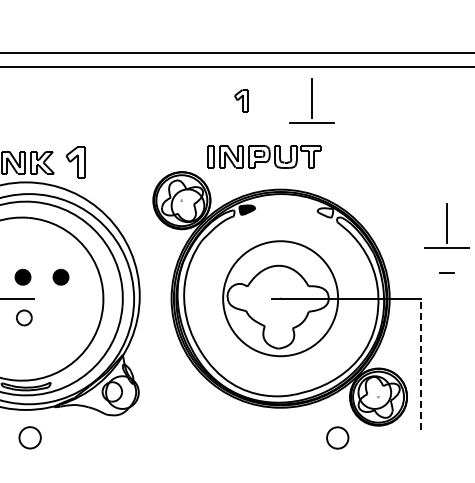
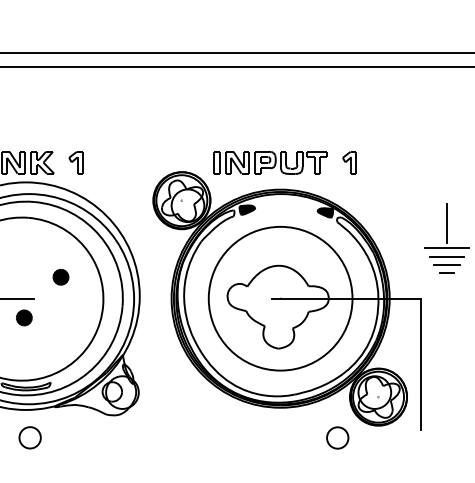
part position: (241, 100) -> (349, 162) (349, 162)
part: present -> none (311, 100)
part position: (264, 156) -> (270, 162) (270, 162)
part size: 21x33 px -> 16x24 px (75, 162)
fill: none -> present (325, 212)
line: none -> present (446, 256)
line: none -> present (446, 264)
part: present -> none (22, 276)
circle diameter: 115 px -> 144 px (280, 298)
fill: none -> present (23, 317)
line: dashed -> solid (420, 364)
